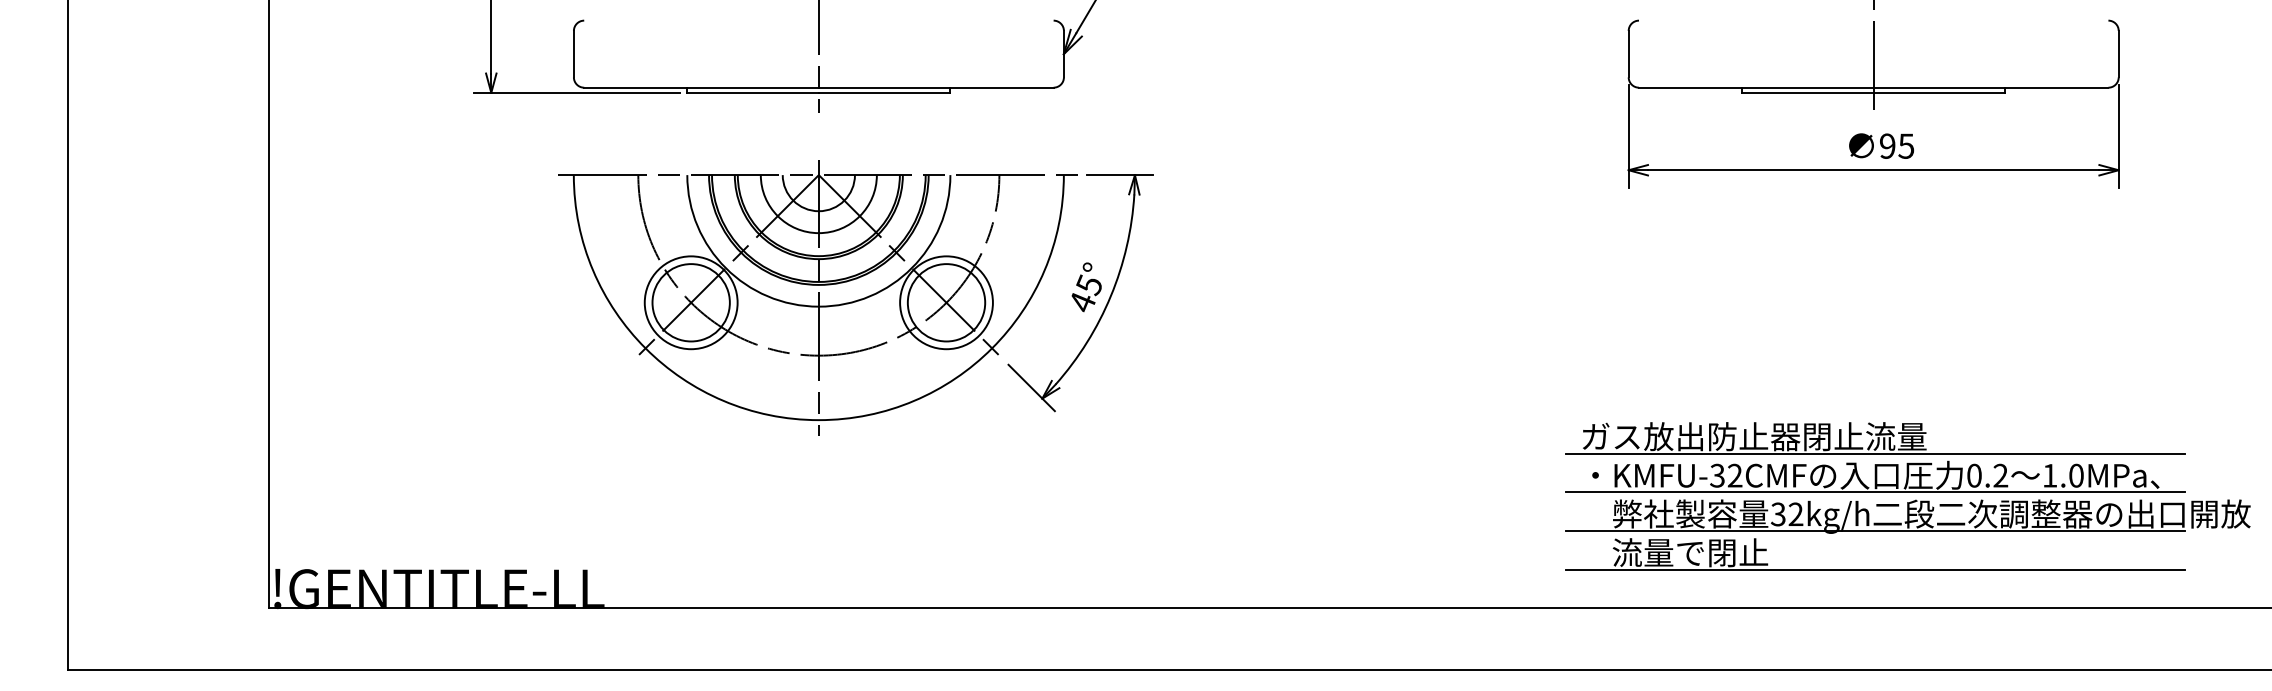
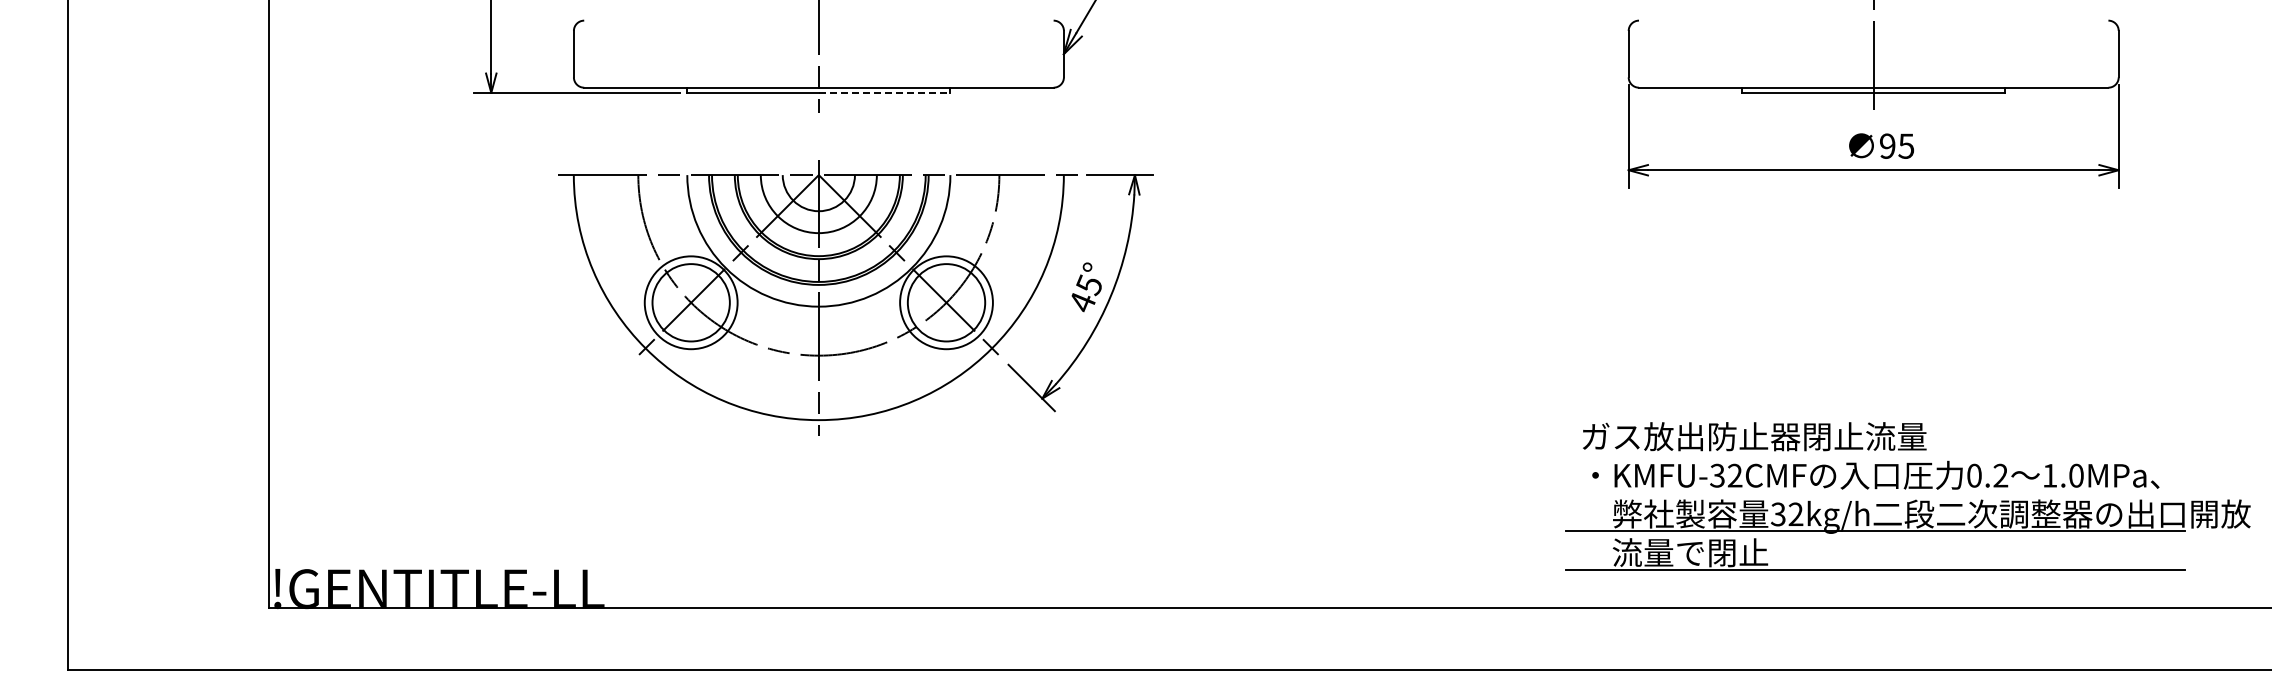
line: solid -> dashed (884, 92)
line: present -> none (1874, 453)
line: present -> none (1874, 492)
